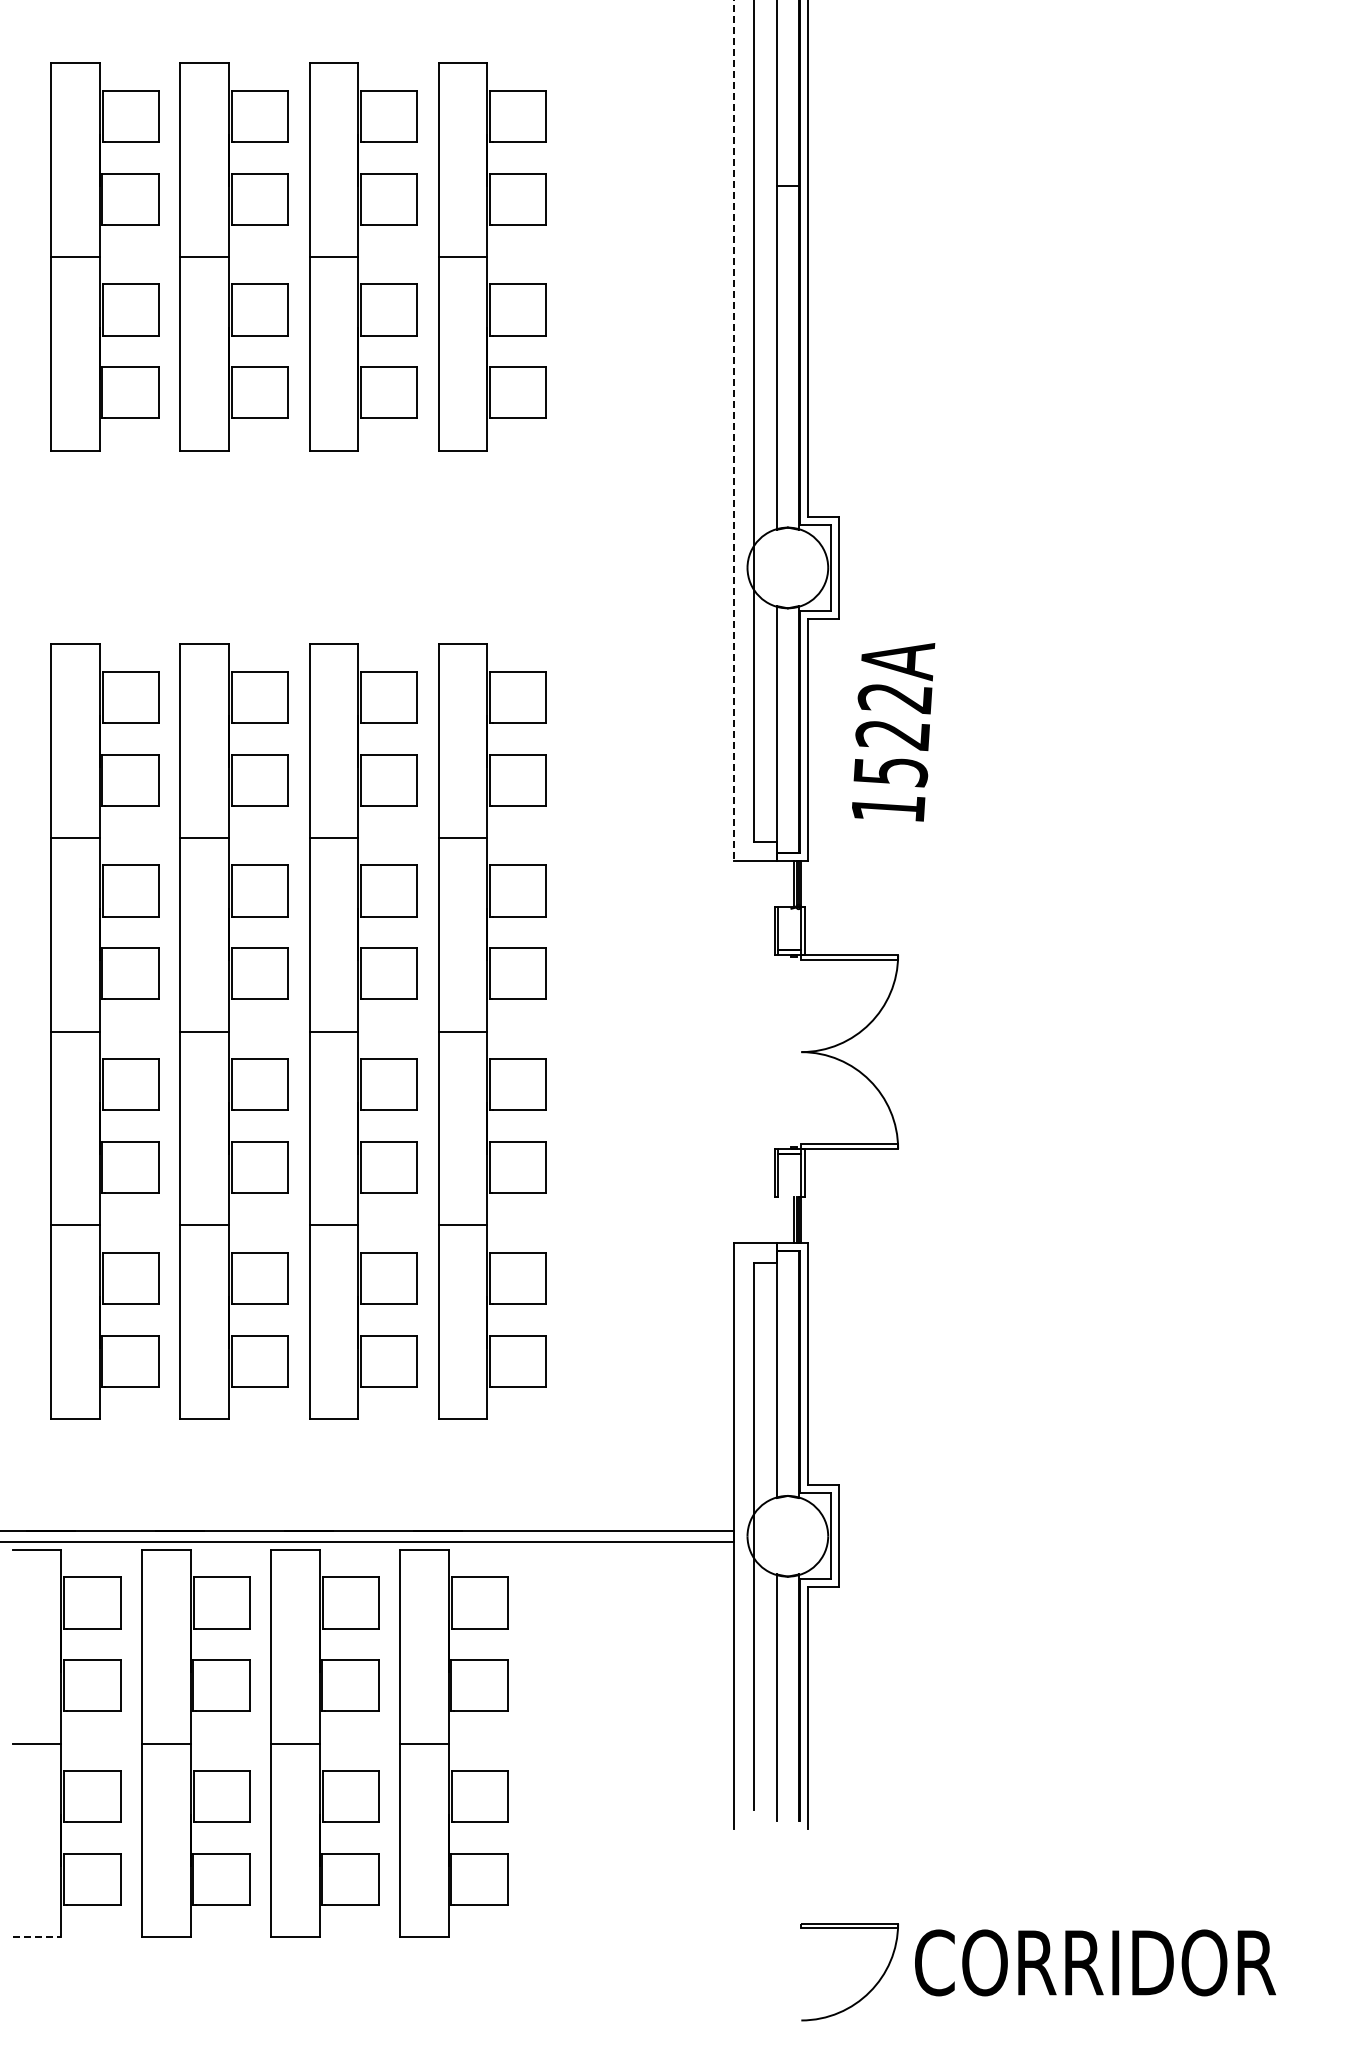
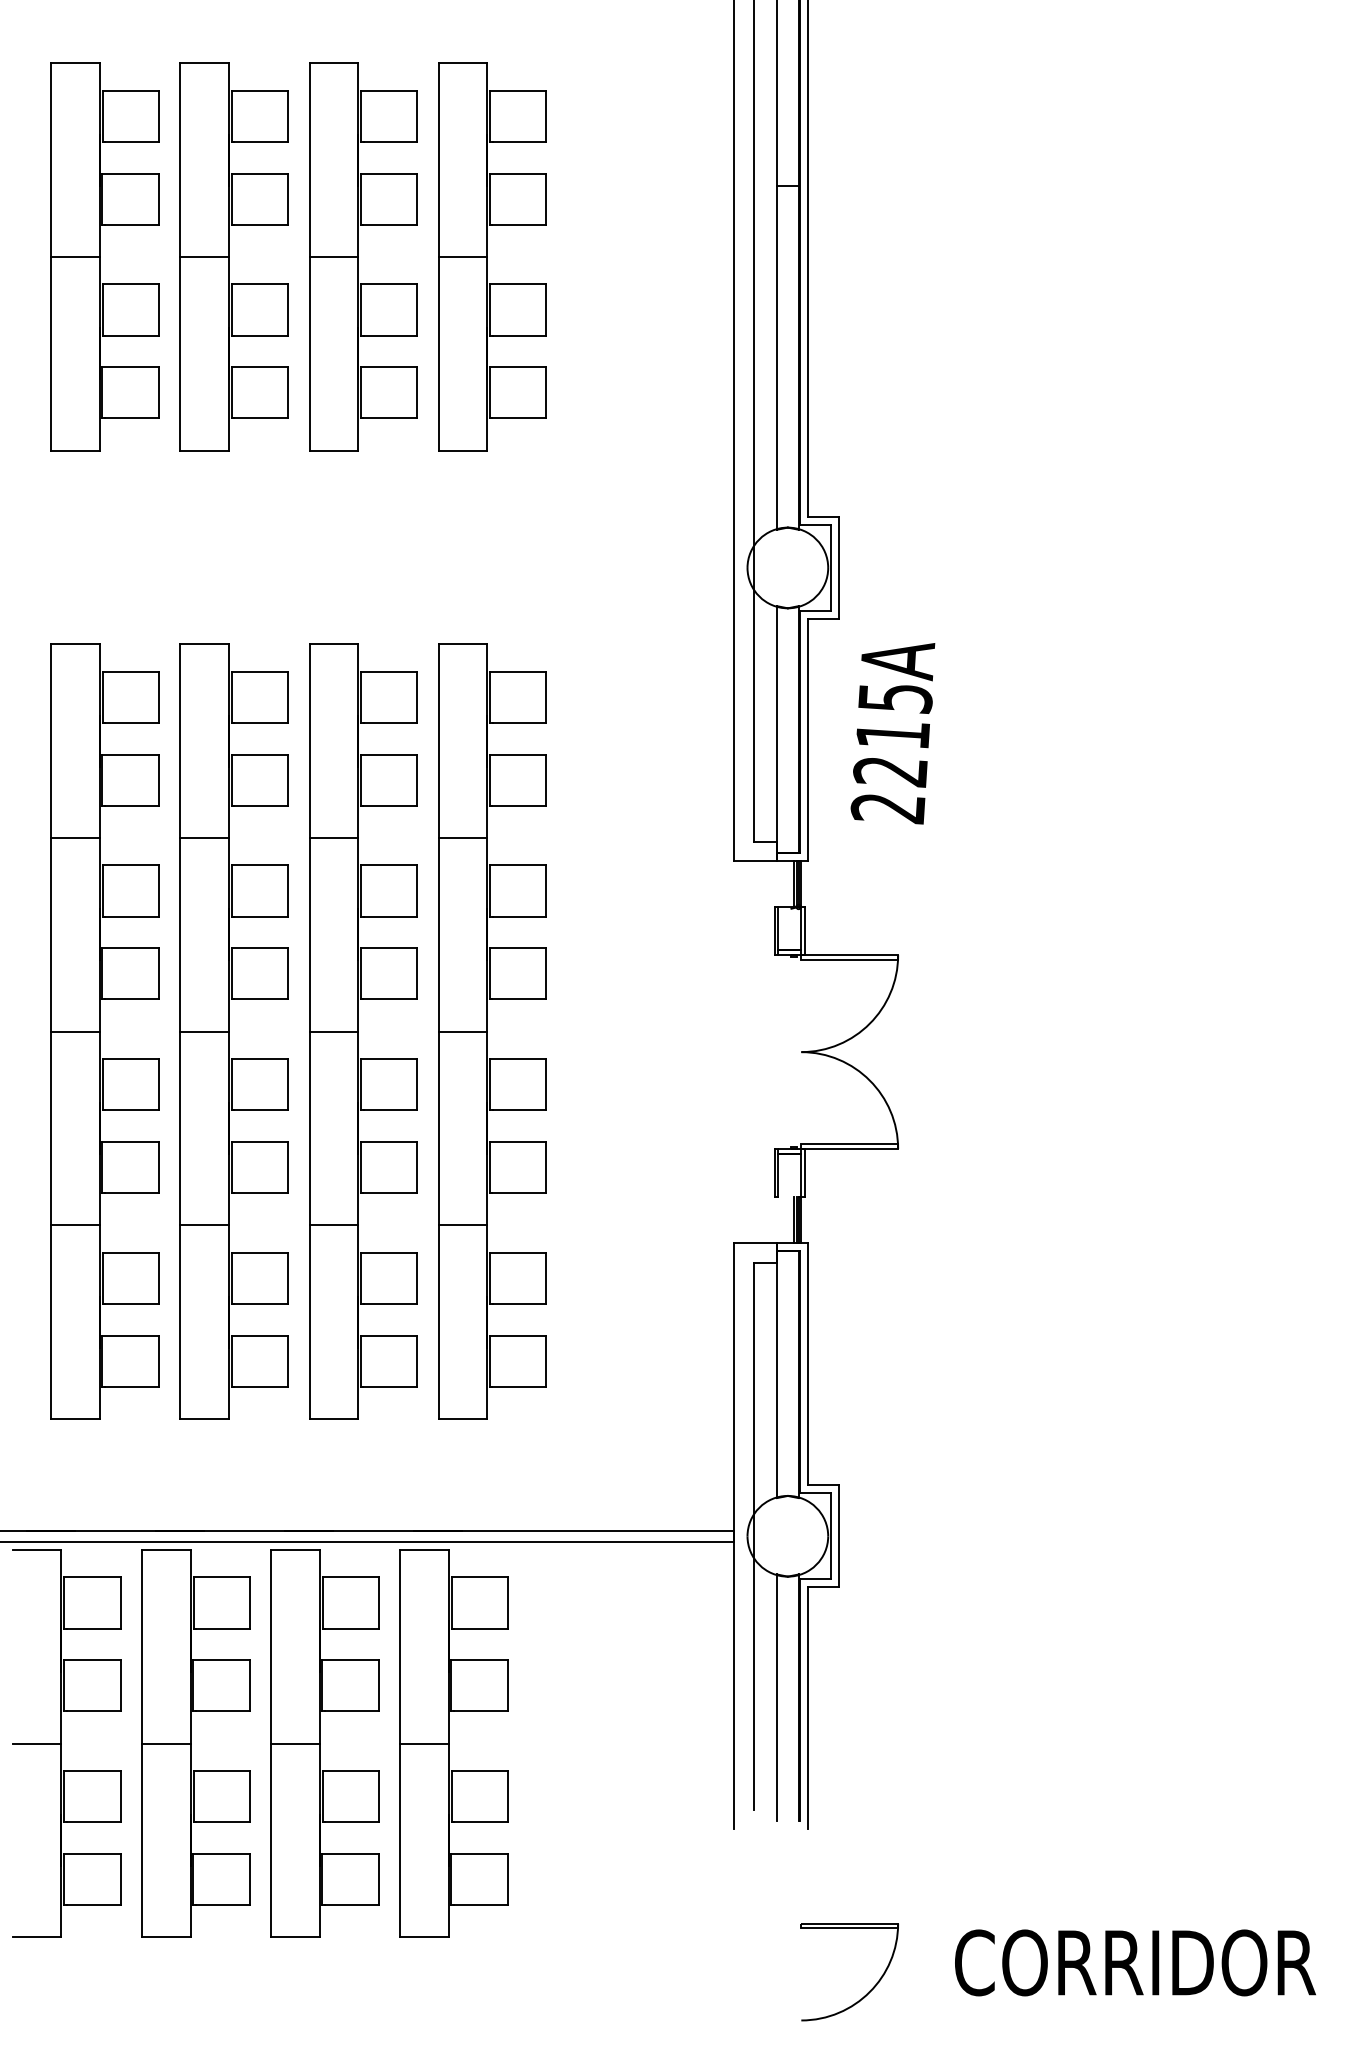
line: dashed -> solid (734, 431)
text: 1522A -> 2215A (891, 754)
line: dashed -> solid (37, 1937)
text position: (1095, 1962) -> (1135, 1962) (1135, 1962)
